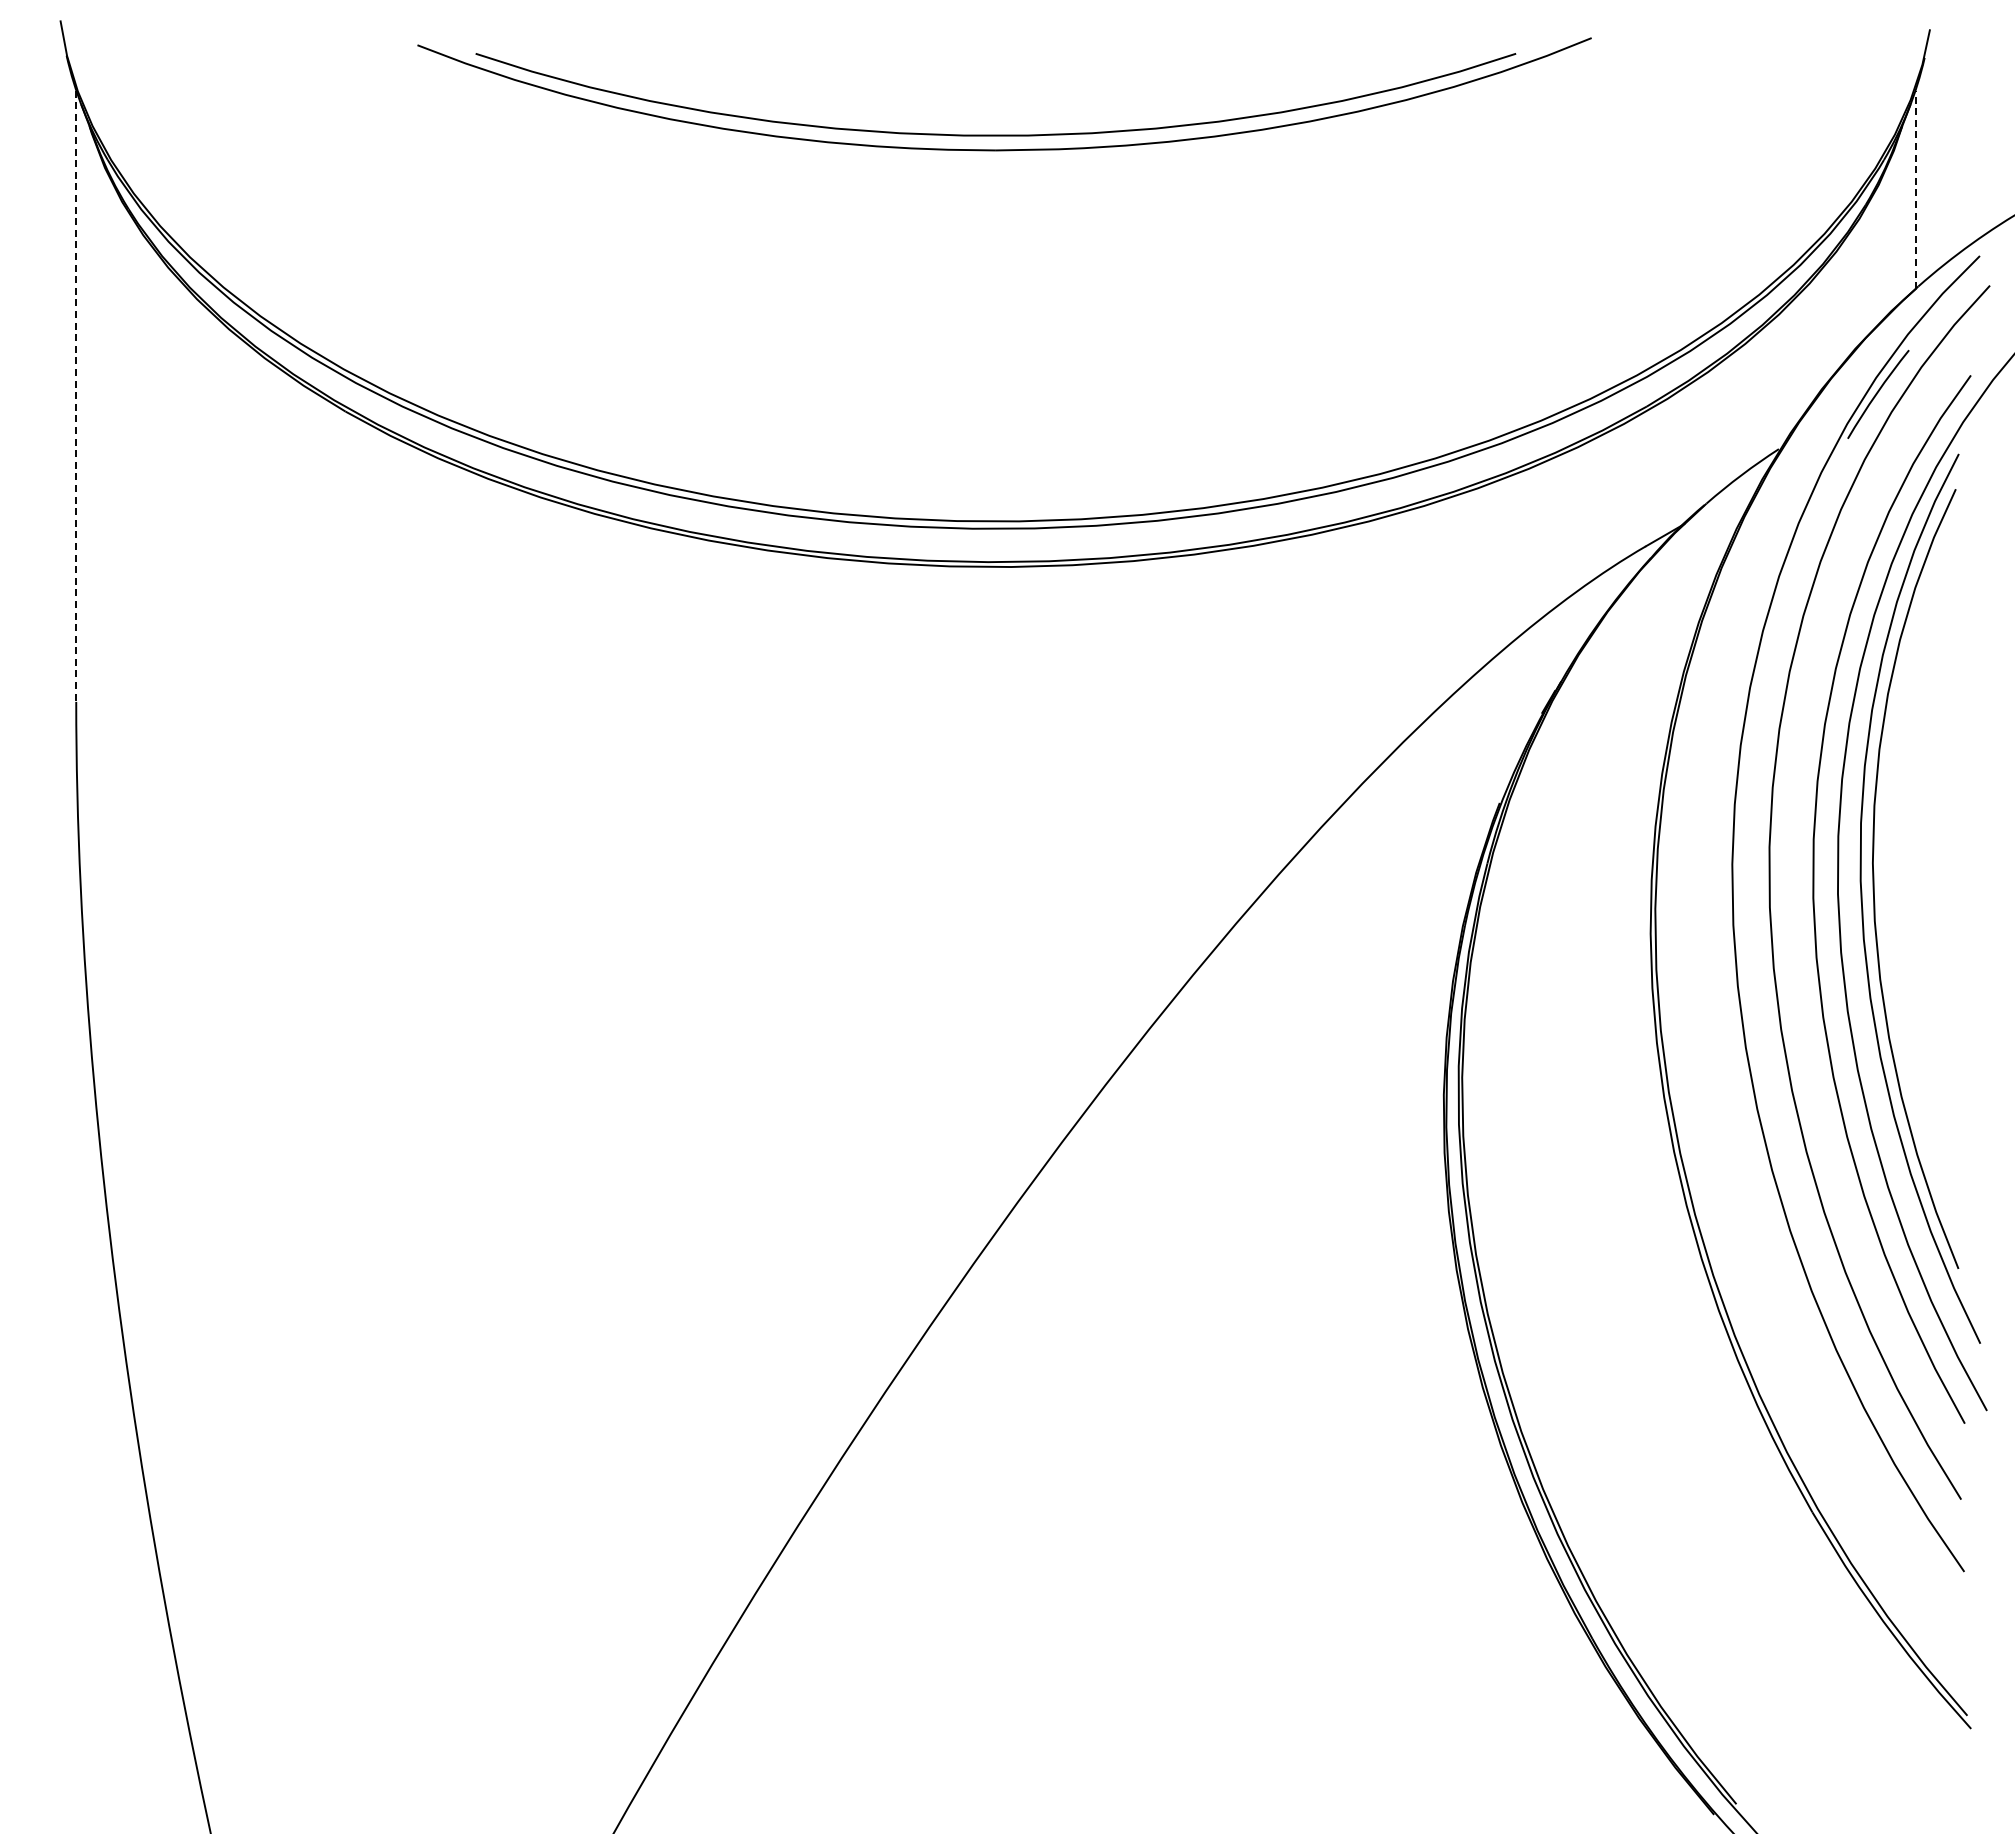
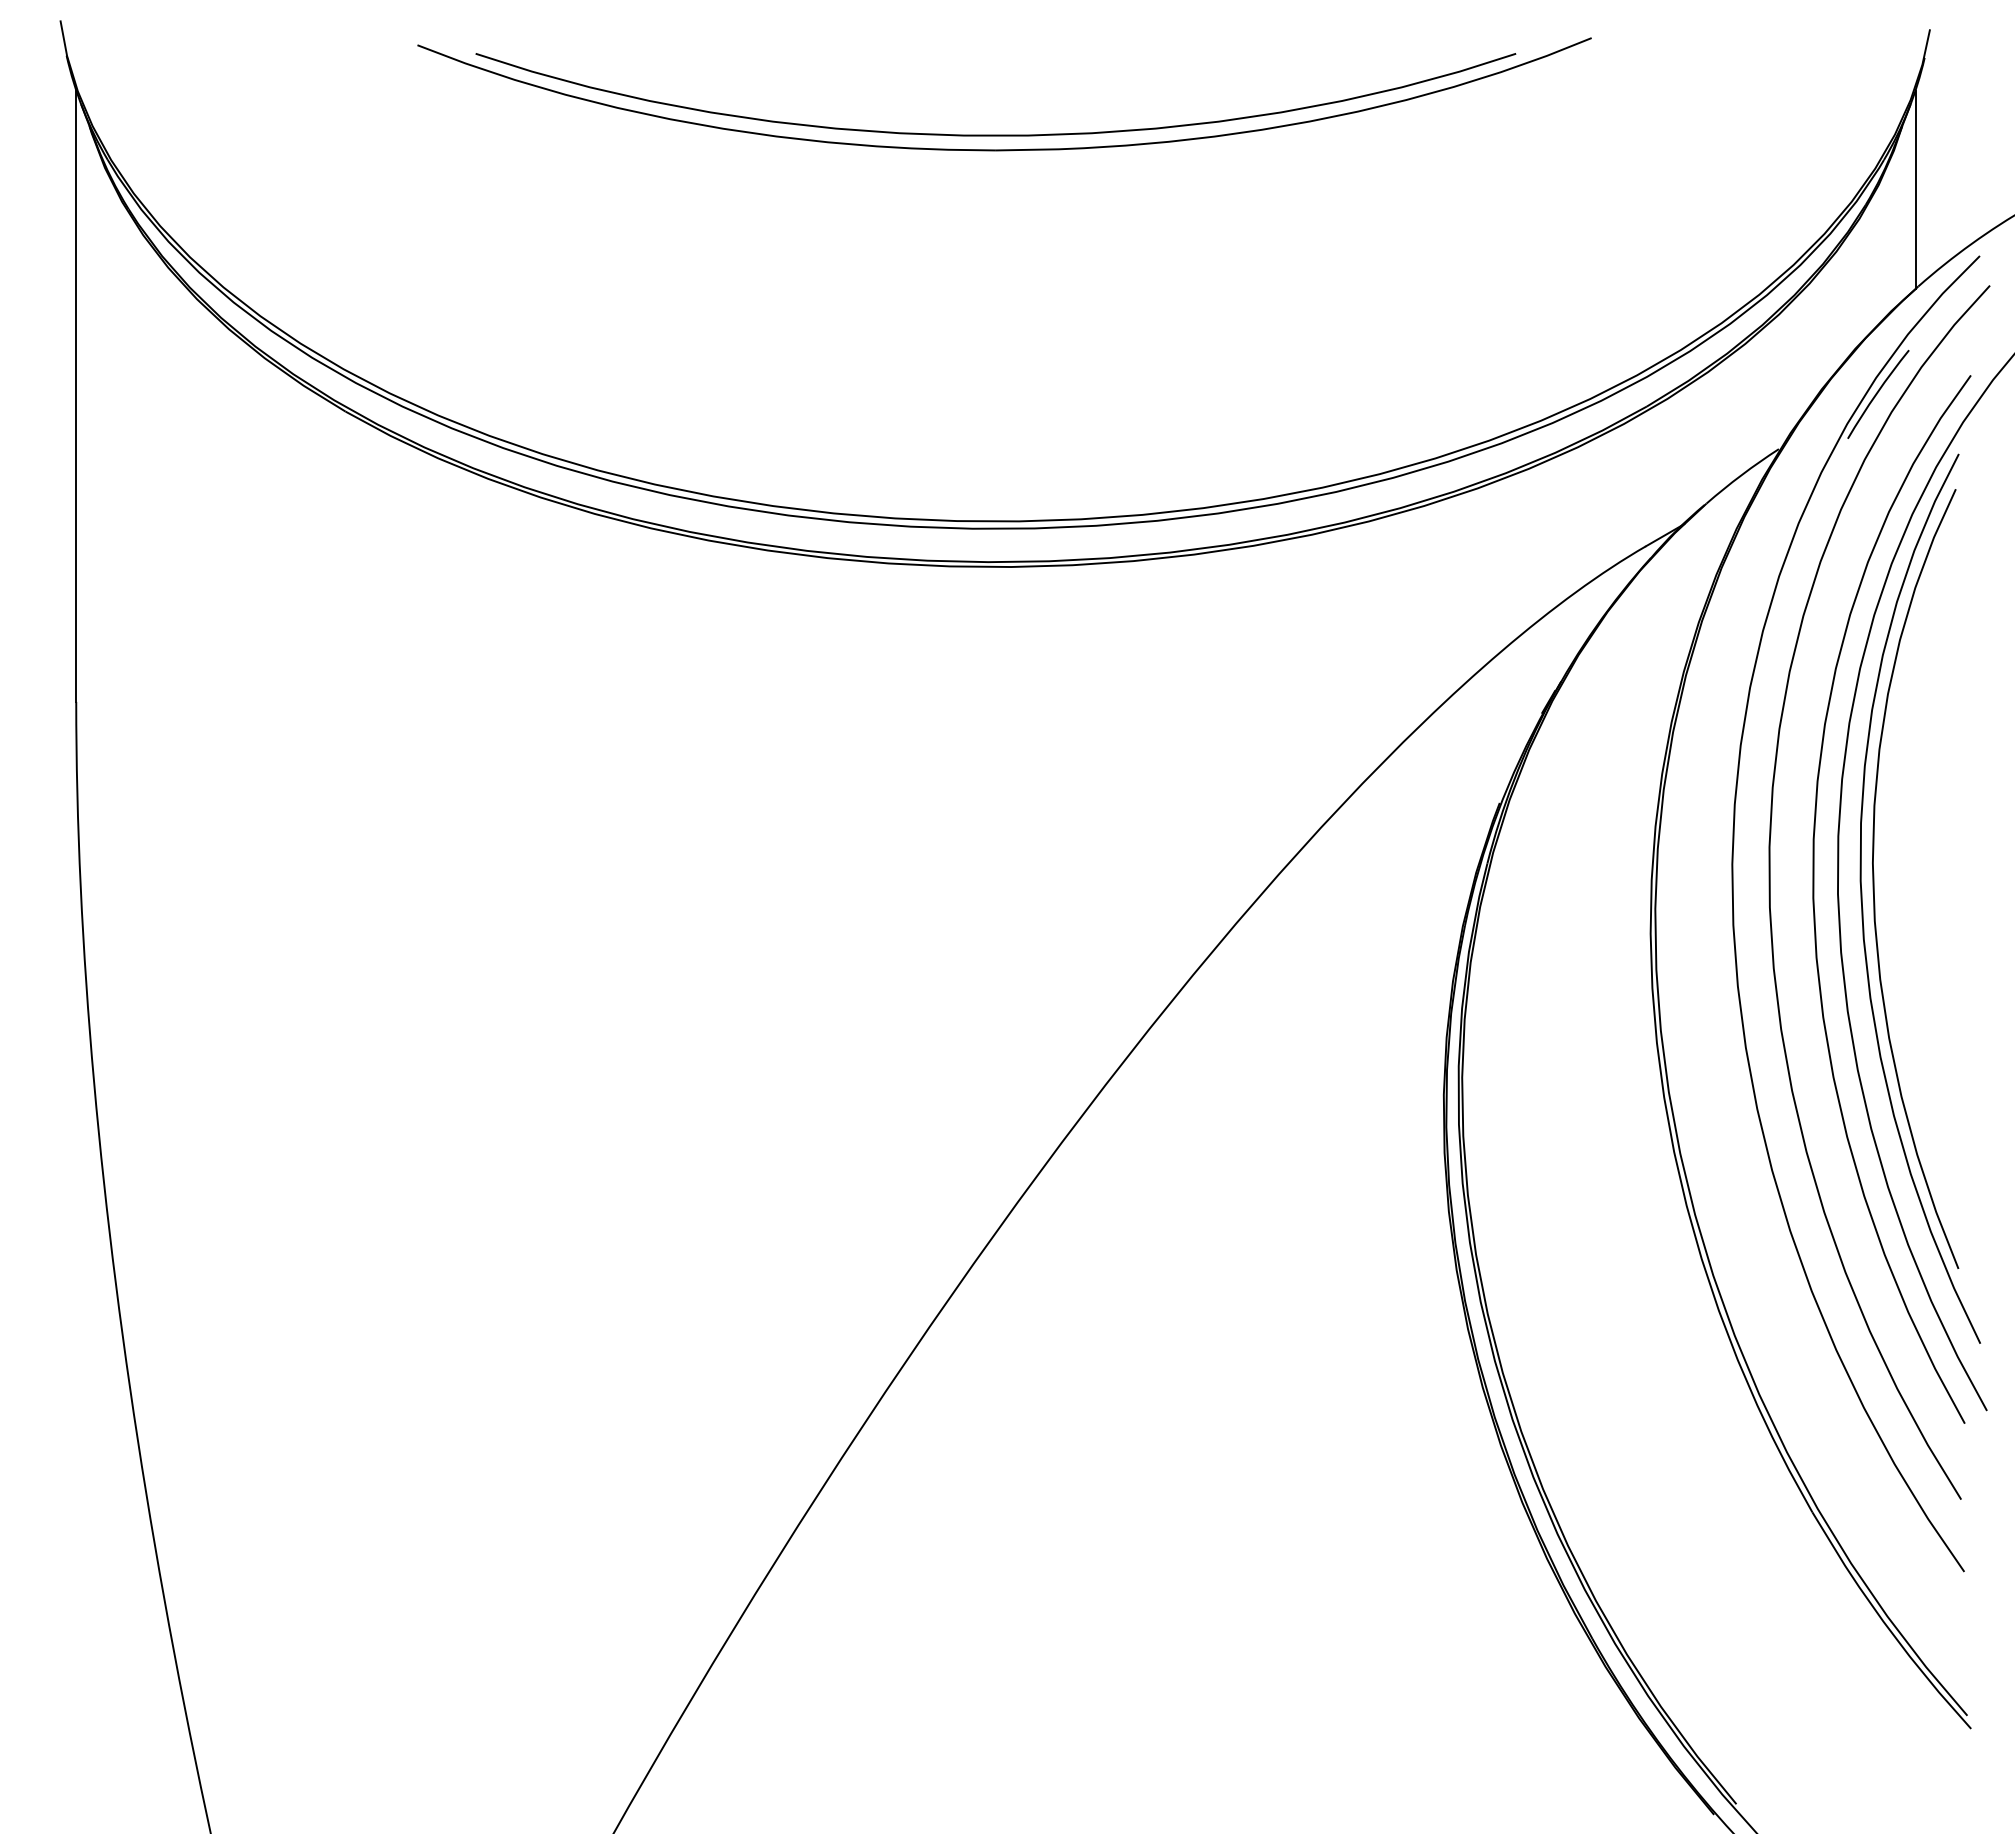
line: dashed -> solid (1915, 189)
line: dashed -> solid (76, 396)
